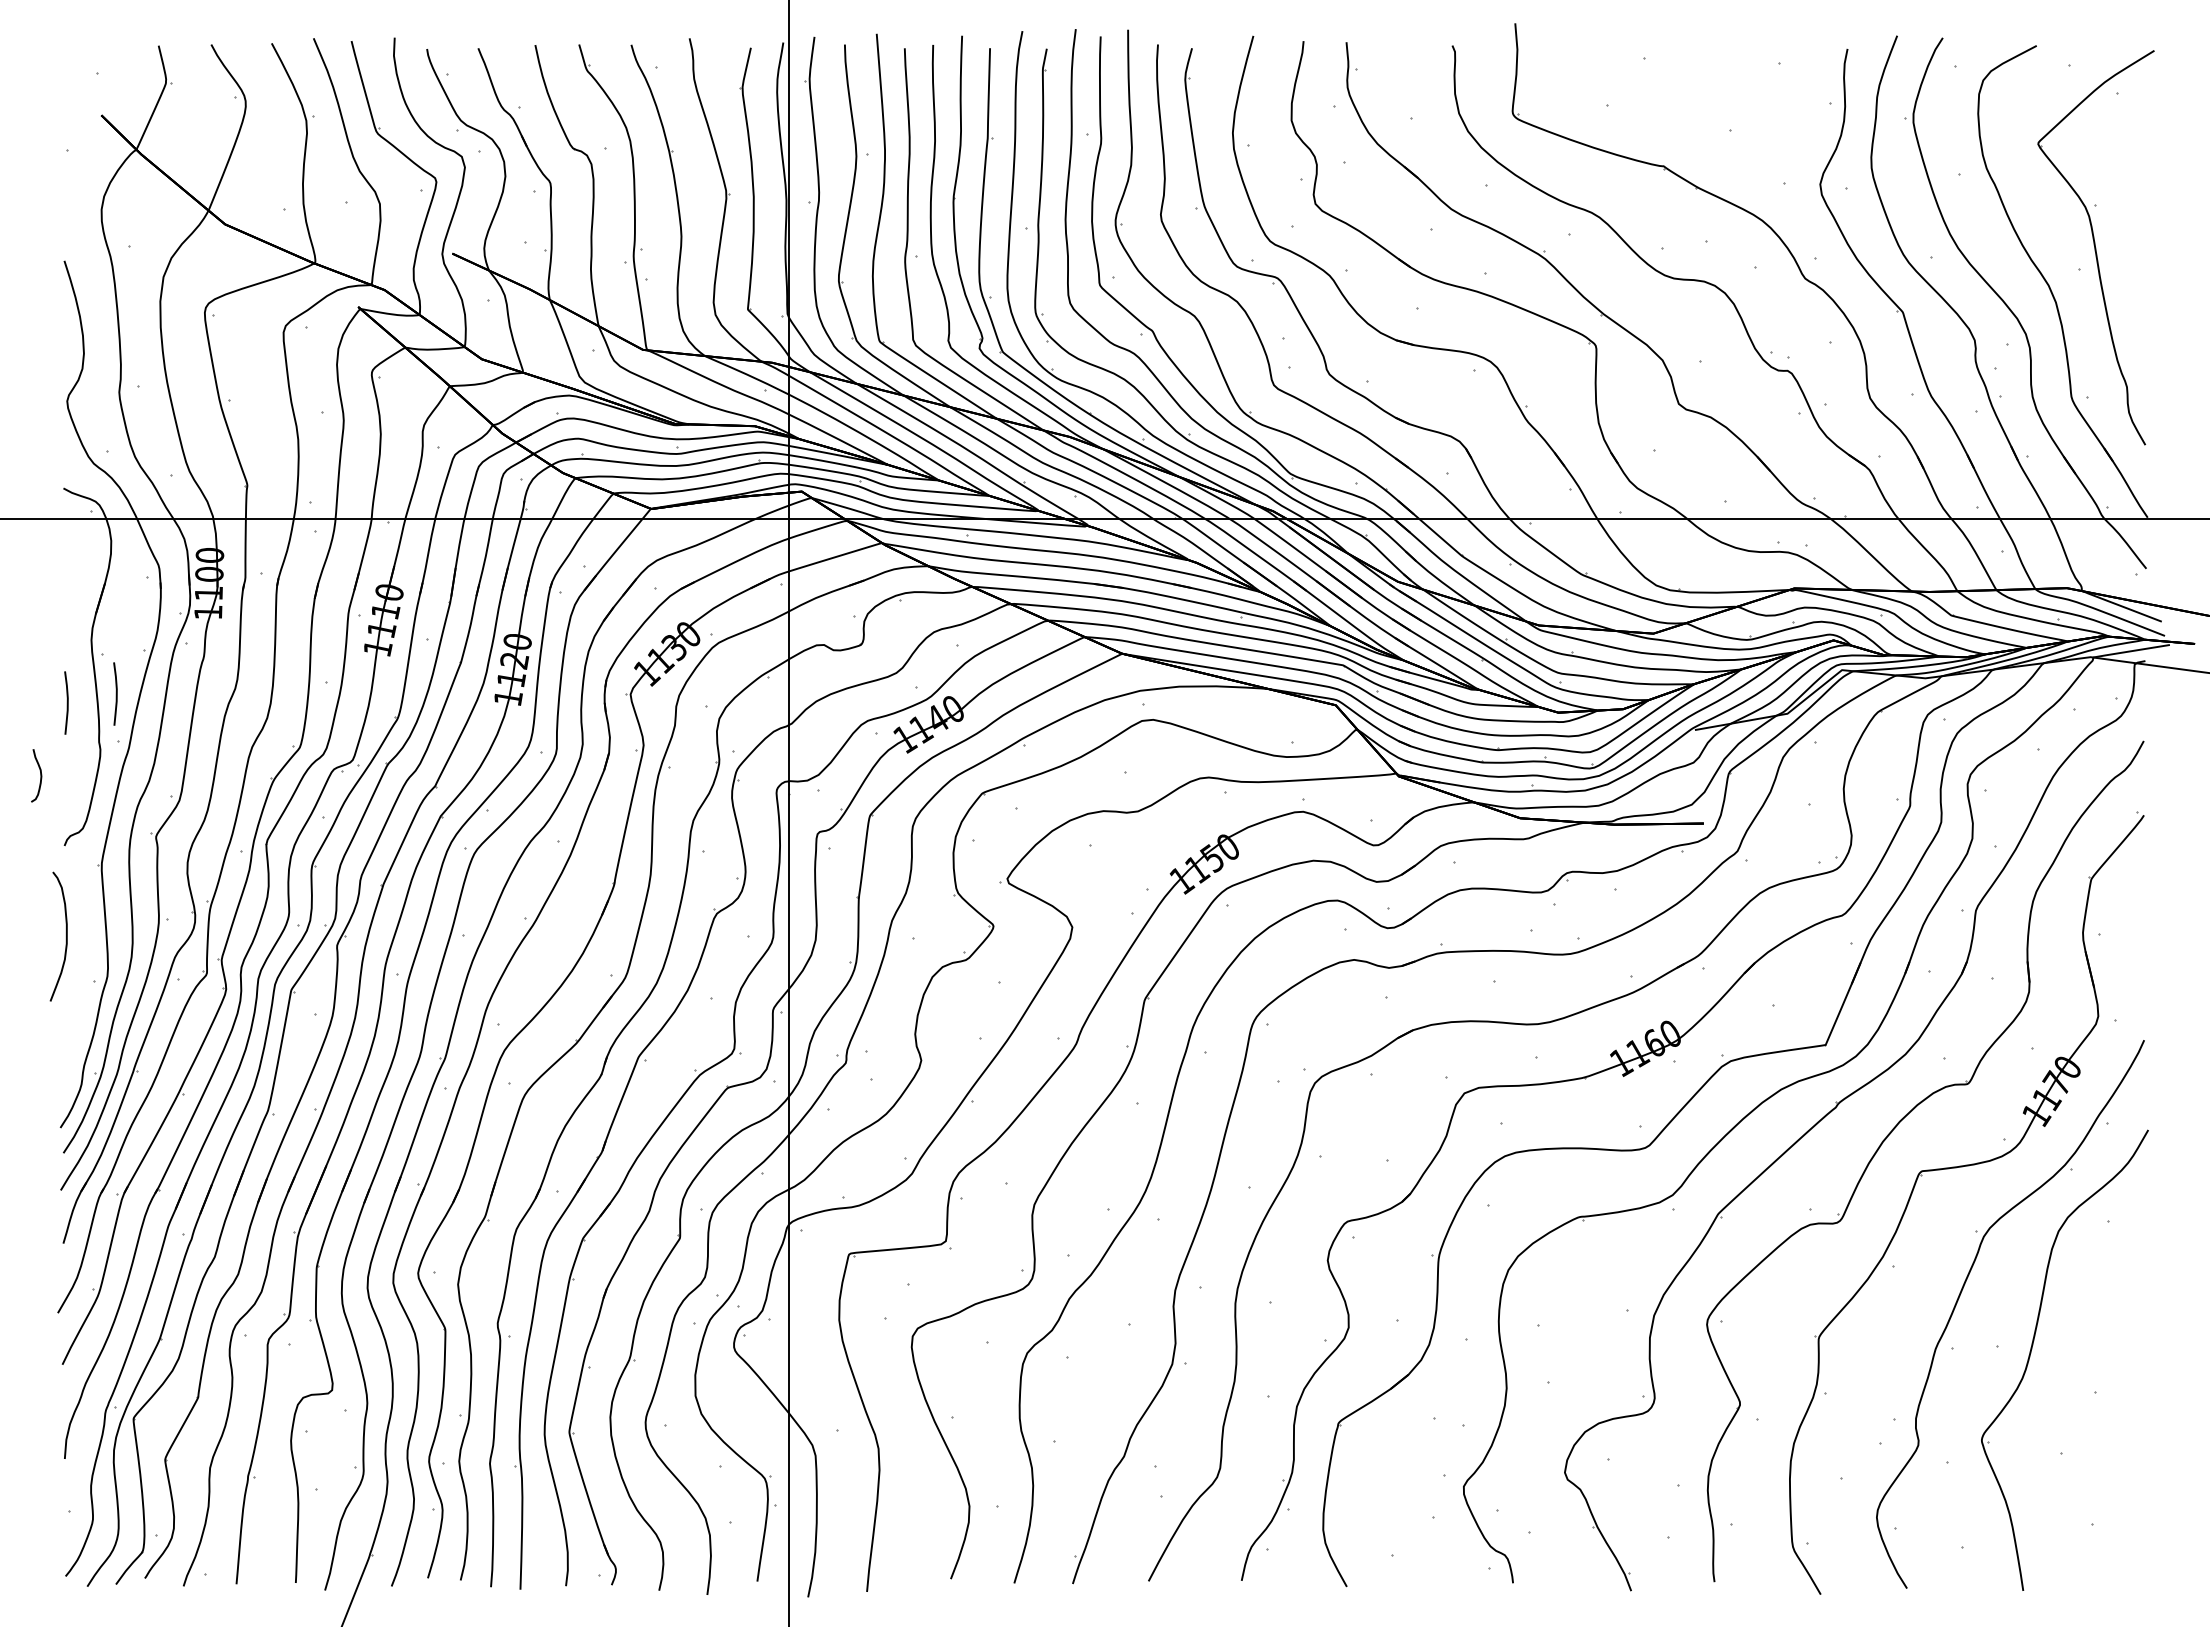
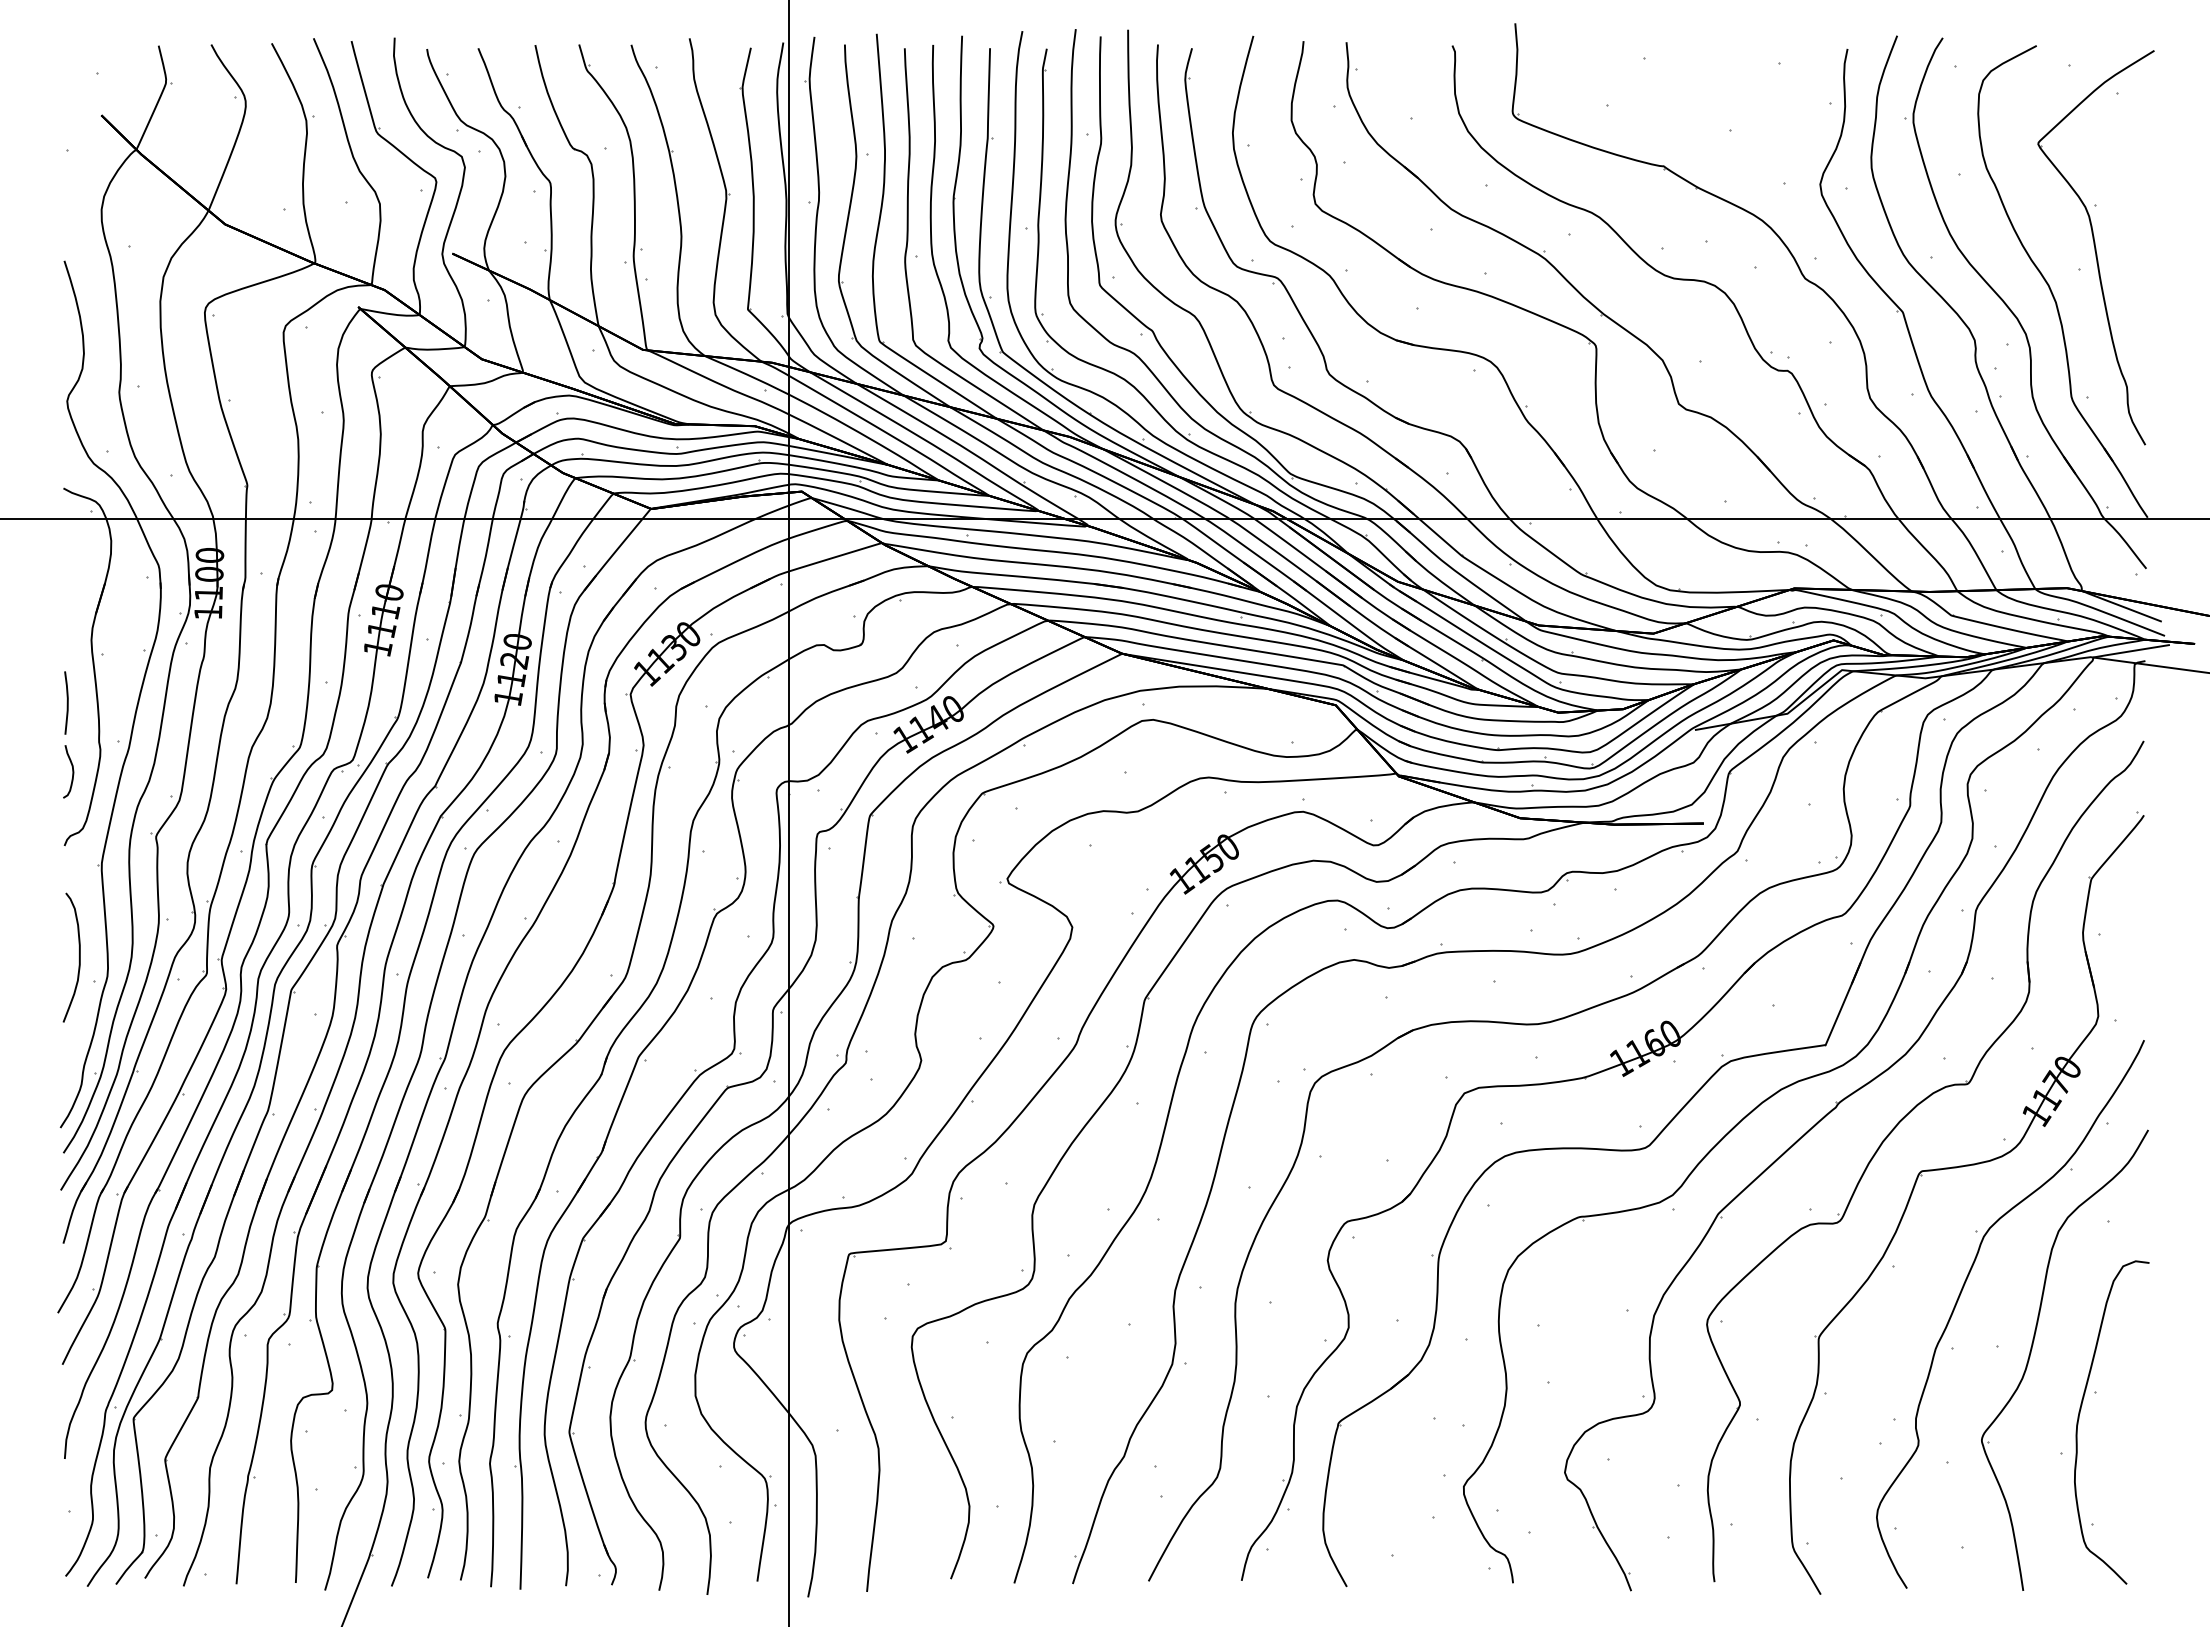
curve: present -> none (115, 693)
curve position: (40, 775) -> (72, 771) (72, 771)
curve position: (65, 936) -> (78, 957) (78, 957)
curve: none -> present (2079, 1419)
